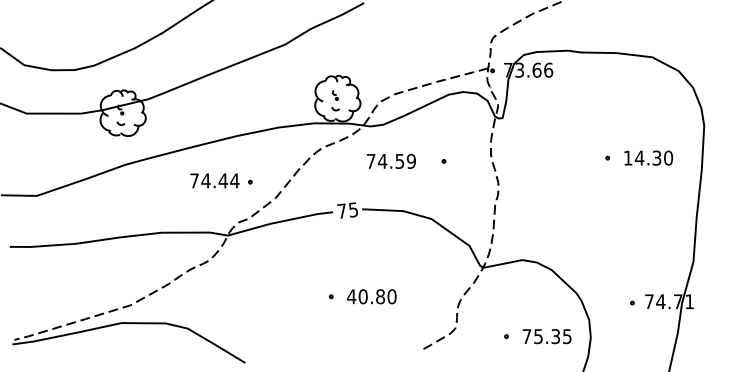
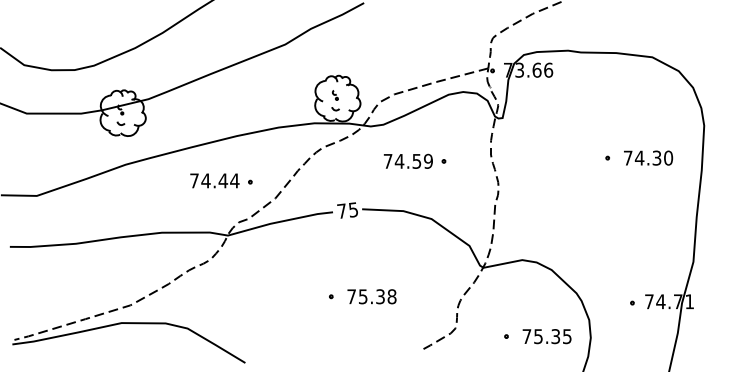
text: 14.30 -> 74.30 (628, 157)
text position: (390, 160) -> (407, 160) (407, 160)
text: 40.80 -> 75.38 (371, 296)
